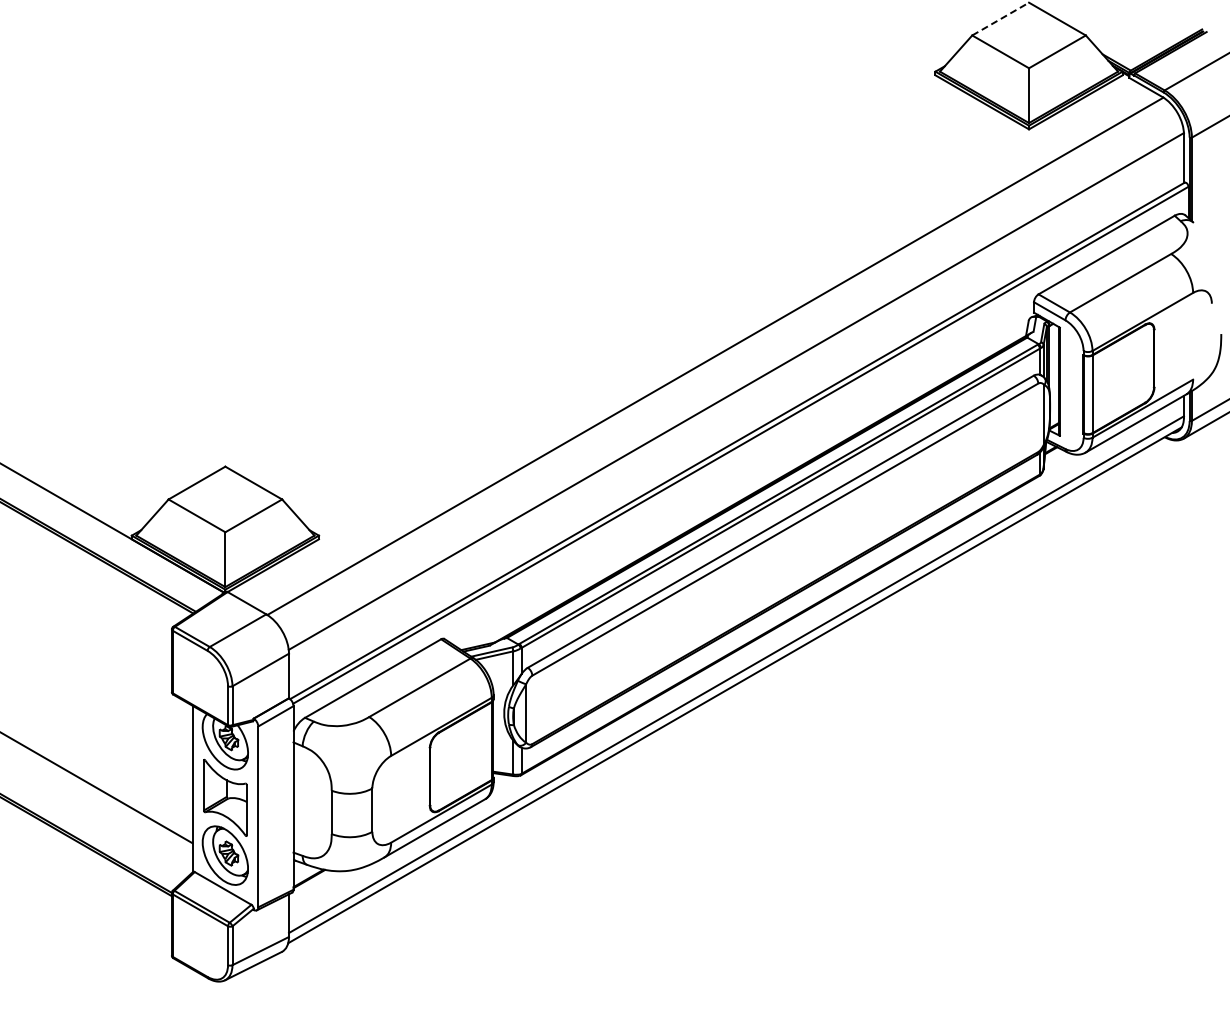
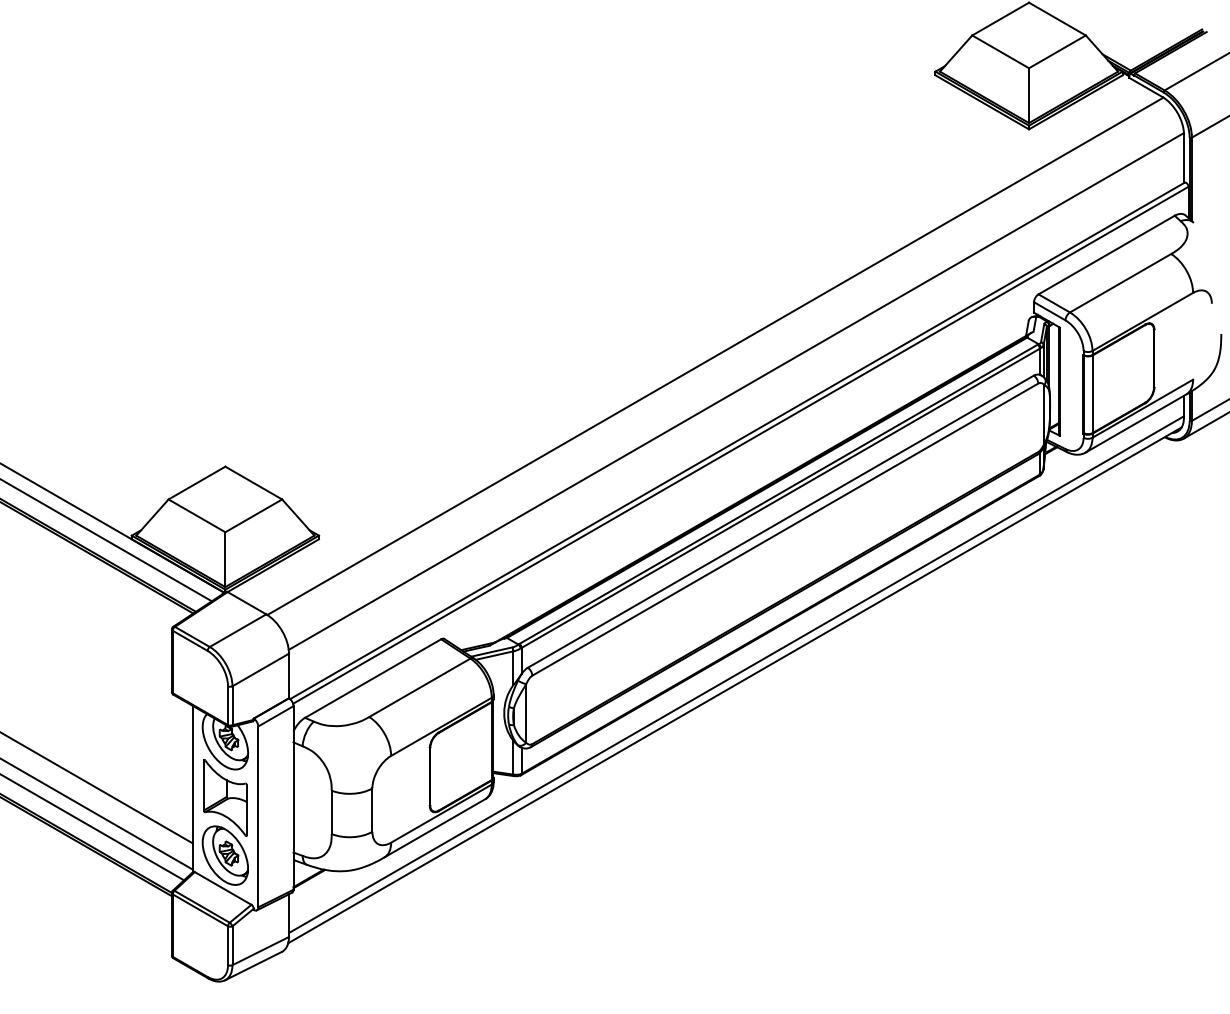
line: dashed -> solid (1000, 19)
line: none -> present (106, 540)
line: none -> present (97, 814)
line: none -> present (93, 827)
